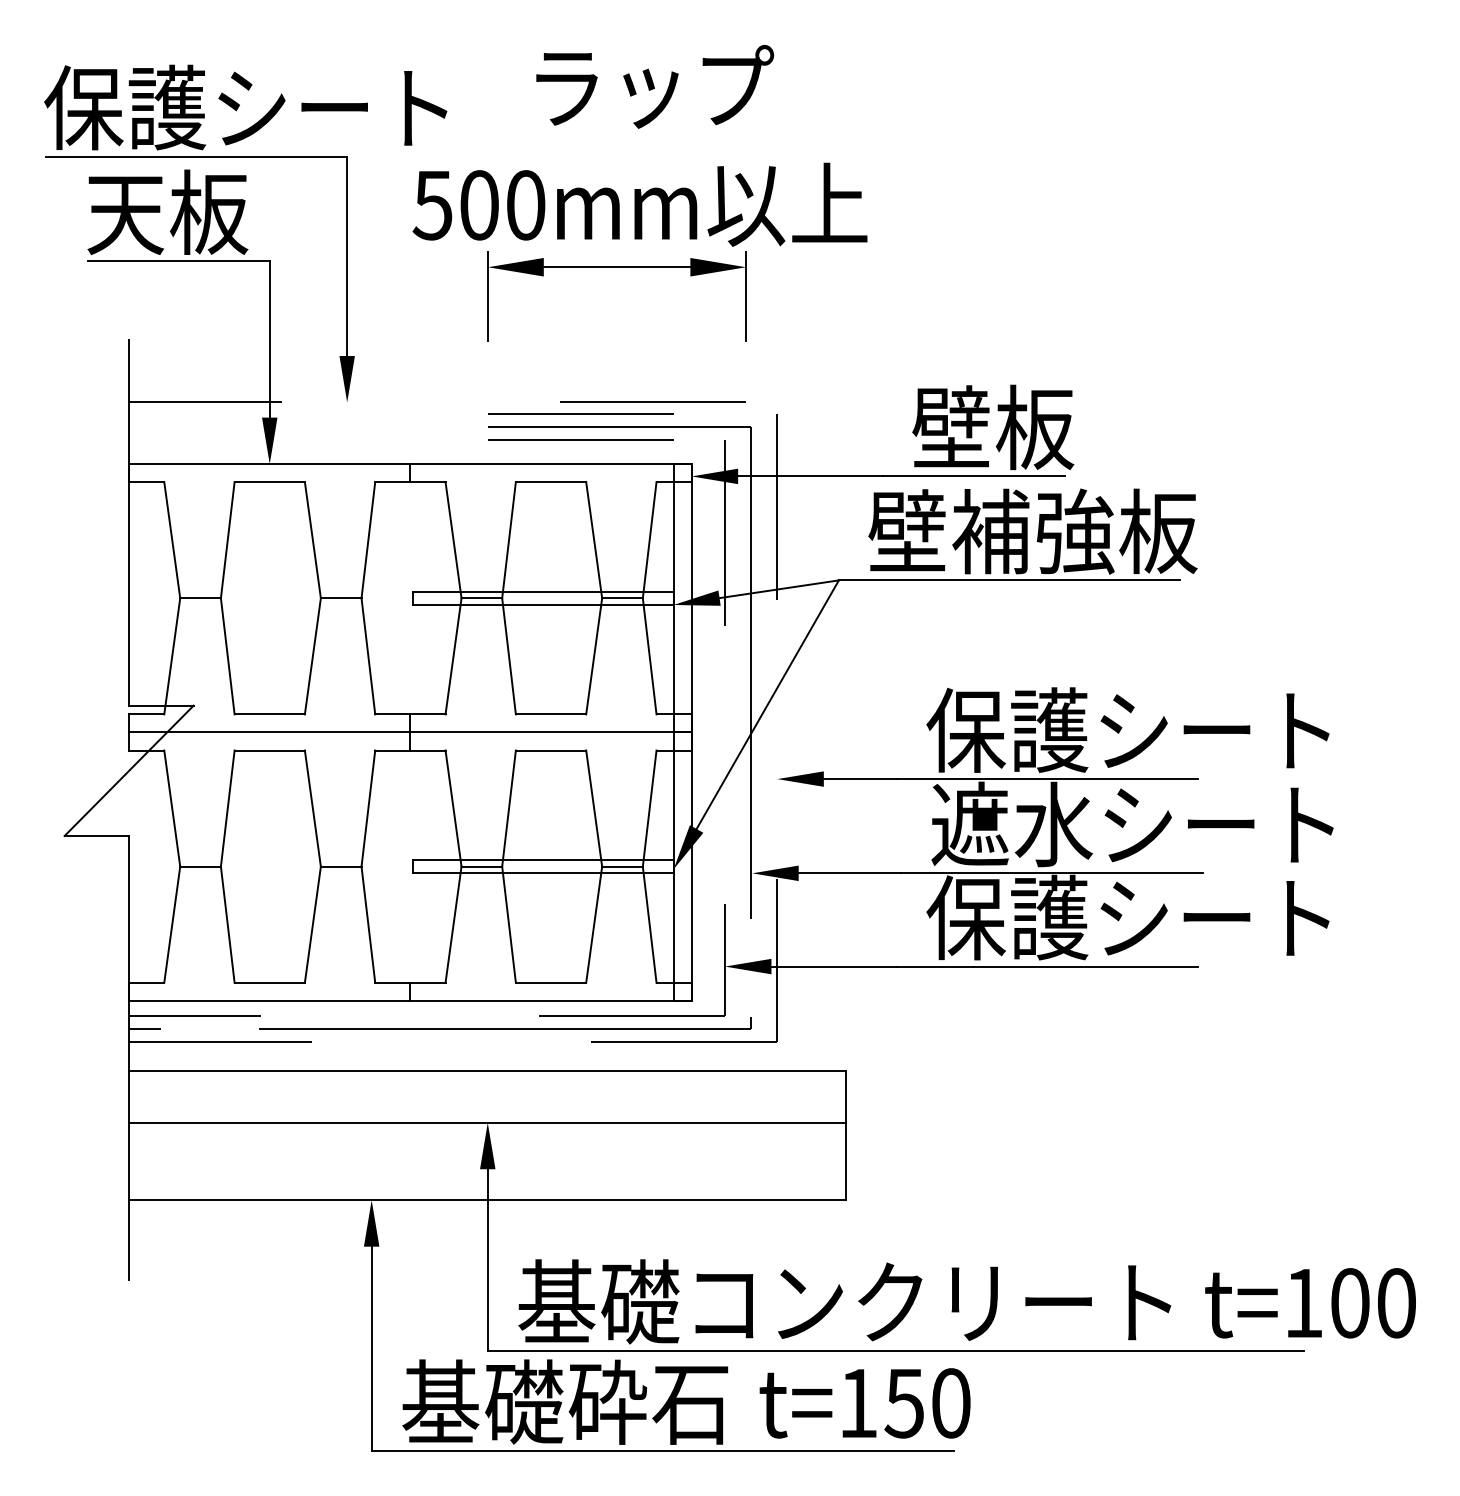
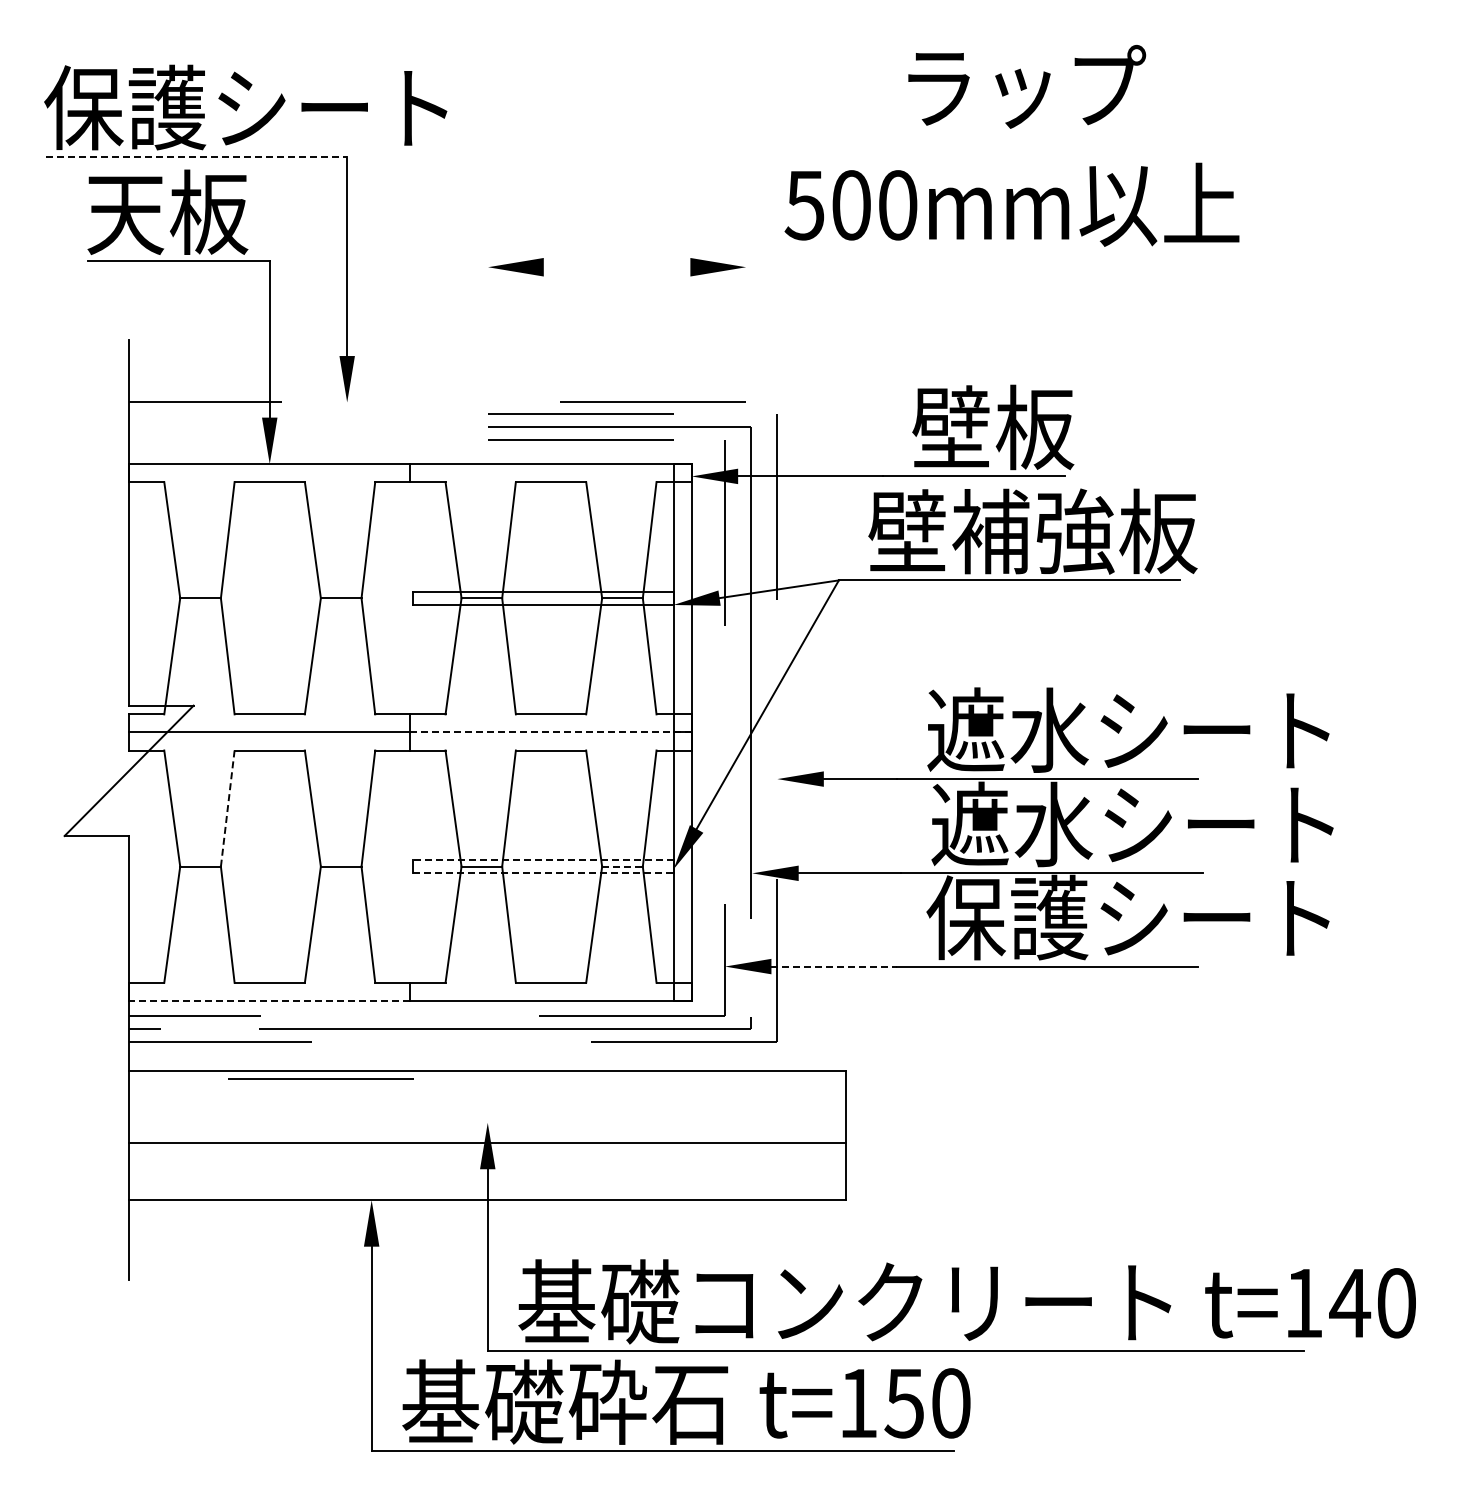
text position: (639, 145) -> (1011, 145) (1011, 145)
line: solid -> dashed (196, 156)
line: present -> none (616, 267)
line: present -> none (488, 295)
line: present -> none (746, 295)
text: 保護シート -> 遮水シート (1007, 729)
line: solid -> dashed (551, 732)
line: solid -> dashed (227, 808)
line: solid -> dashed (542, 859)
line: solid -> dashed (622, 866)
line: solid -> dashed (543, 873)
line: solid -> dashed (834, 966)
line: solid -> dashed (269, 1000)
line: none -> present (320, 1078)
line position: (487, 1122) -> (487, 1142) (487, 1142)
text: t=100 -> t=140 (1350, 1303)
